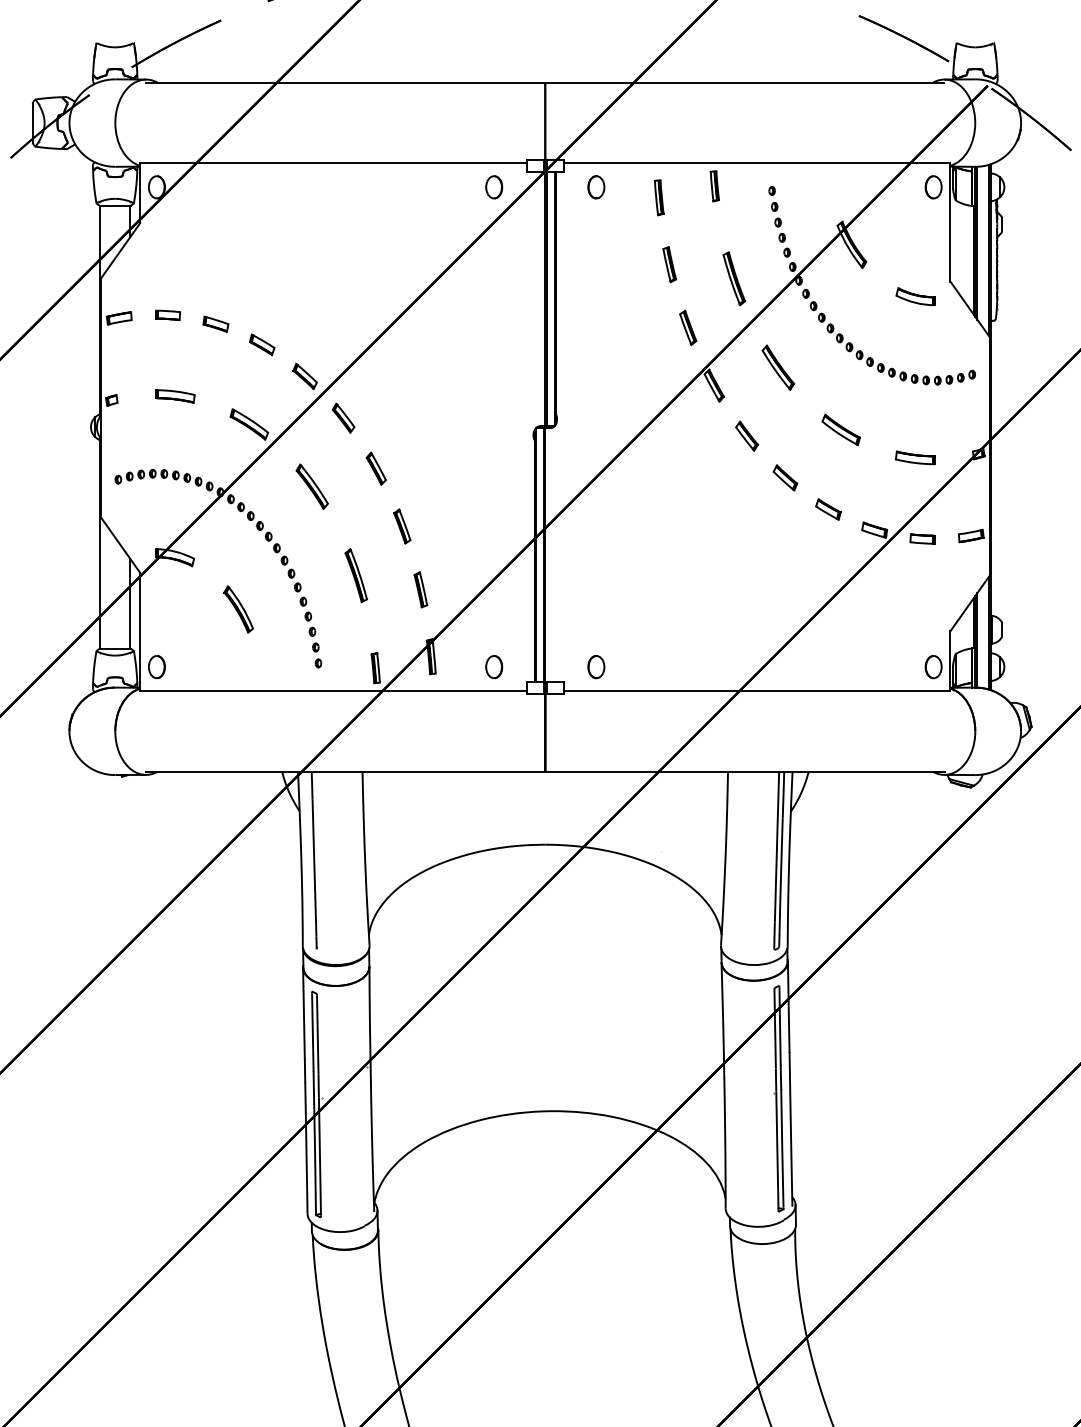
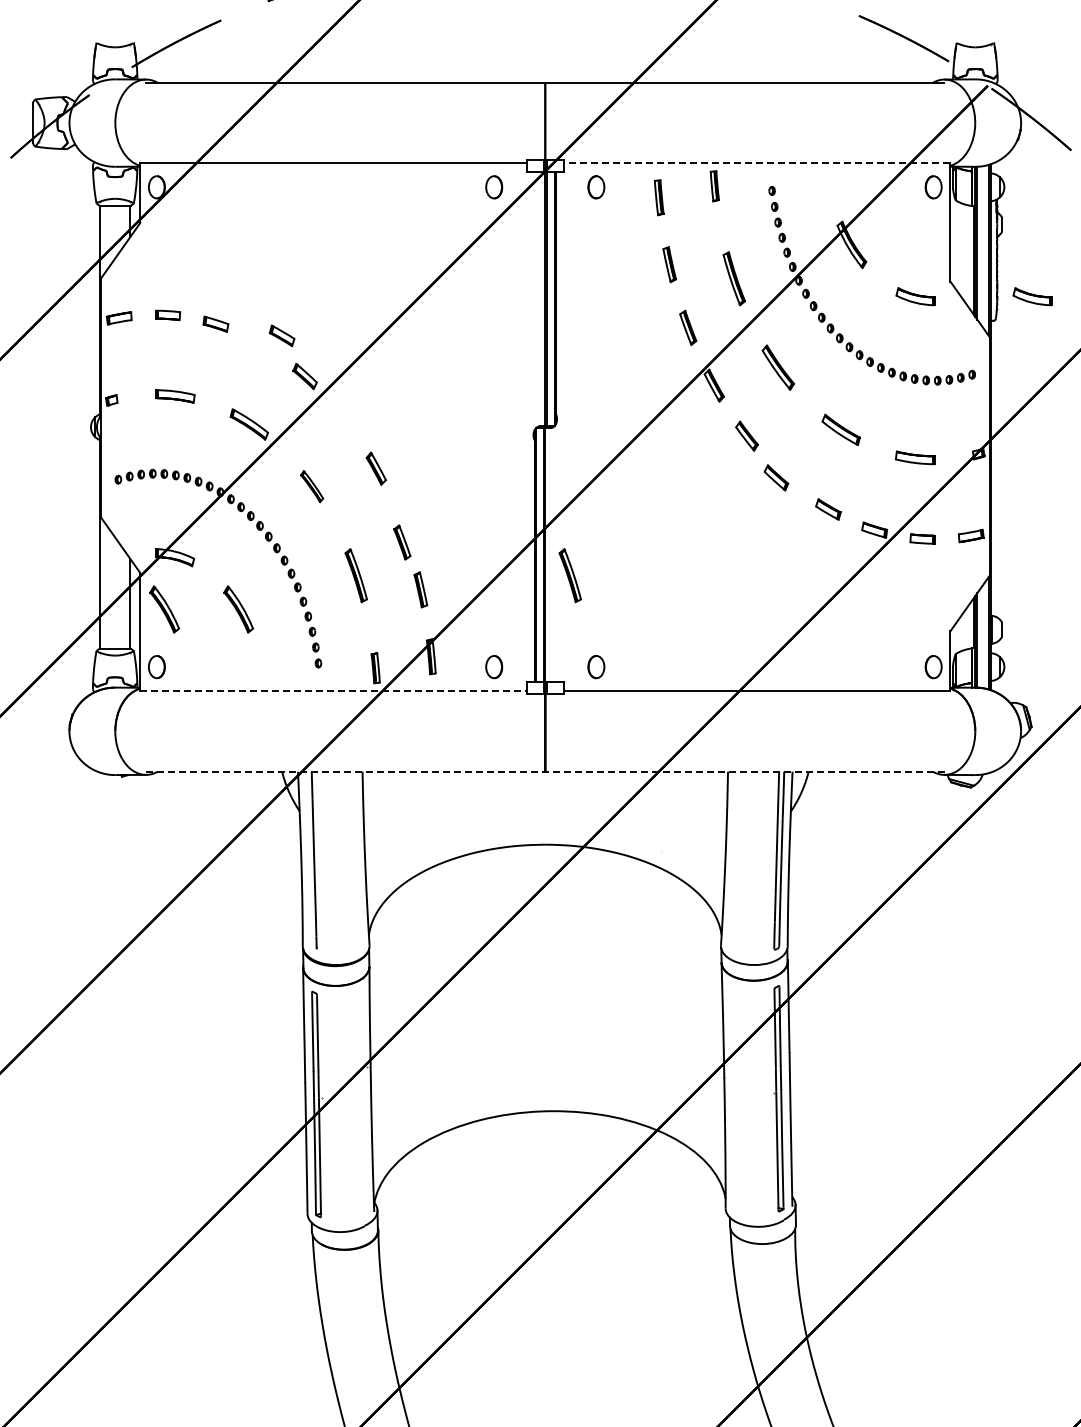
line: solid -> dashed (756, 163)
part: none -> present (1032, 296)
part position: (261, 344) -> (281, 335) (281, 335)
part: present -> none (343, 417)
part position: (785, 477) -> (776, 477) (776, 477)
part size: 34x47 px -> 25x34 px (312, 486)
part position: (402, 526) -> (402, 542) (402, 542)
part: none -> present (569, 575)
part: none -> present (164, 609)
line: solid -> dashed (333, 690)
line: solid -> dashed (544, 771)
